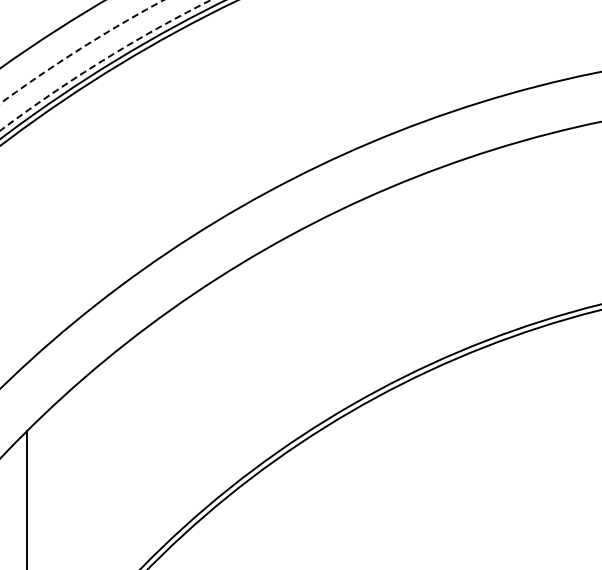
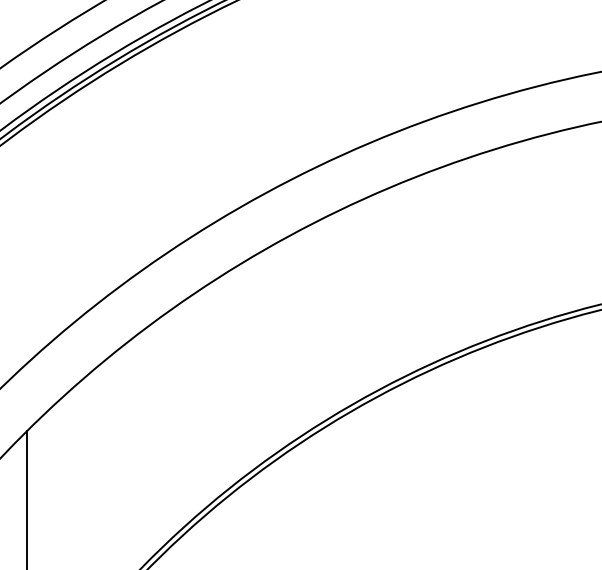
circle: dashed -> solid (81, 51)
circle: dashed -> solid (105, 65)
